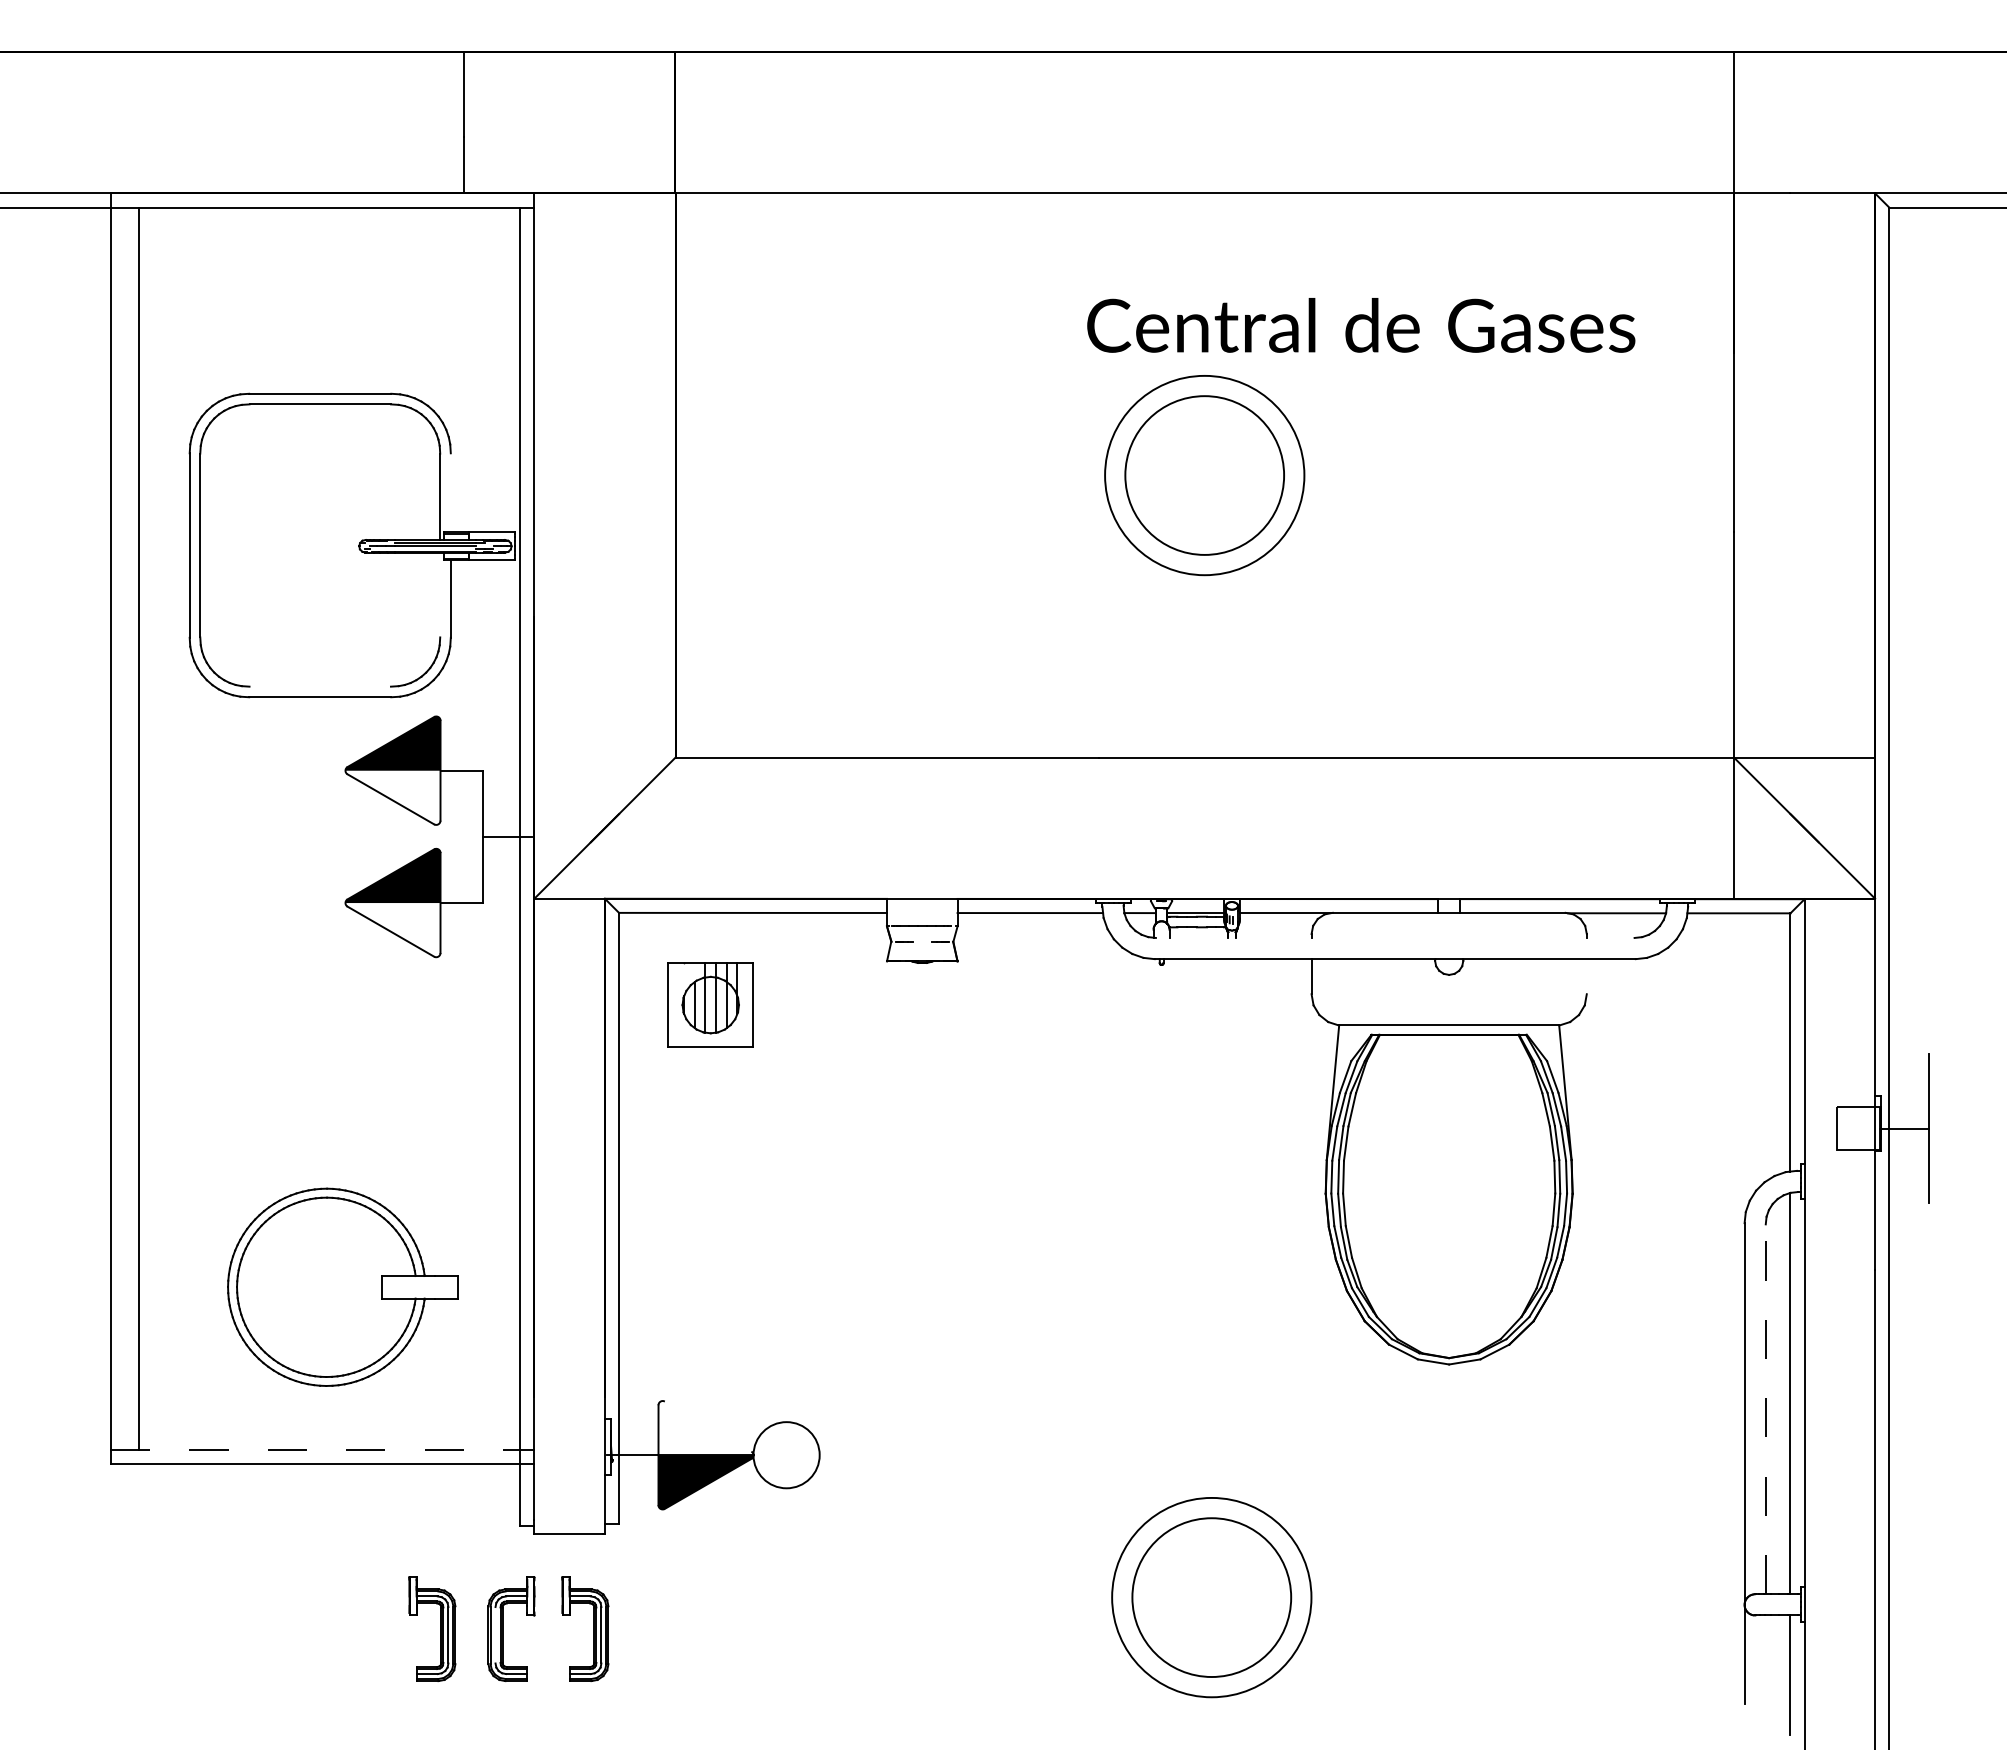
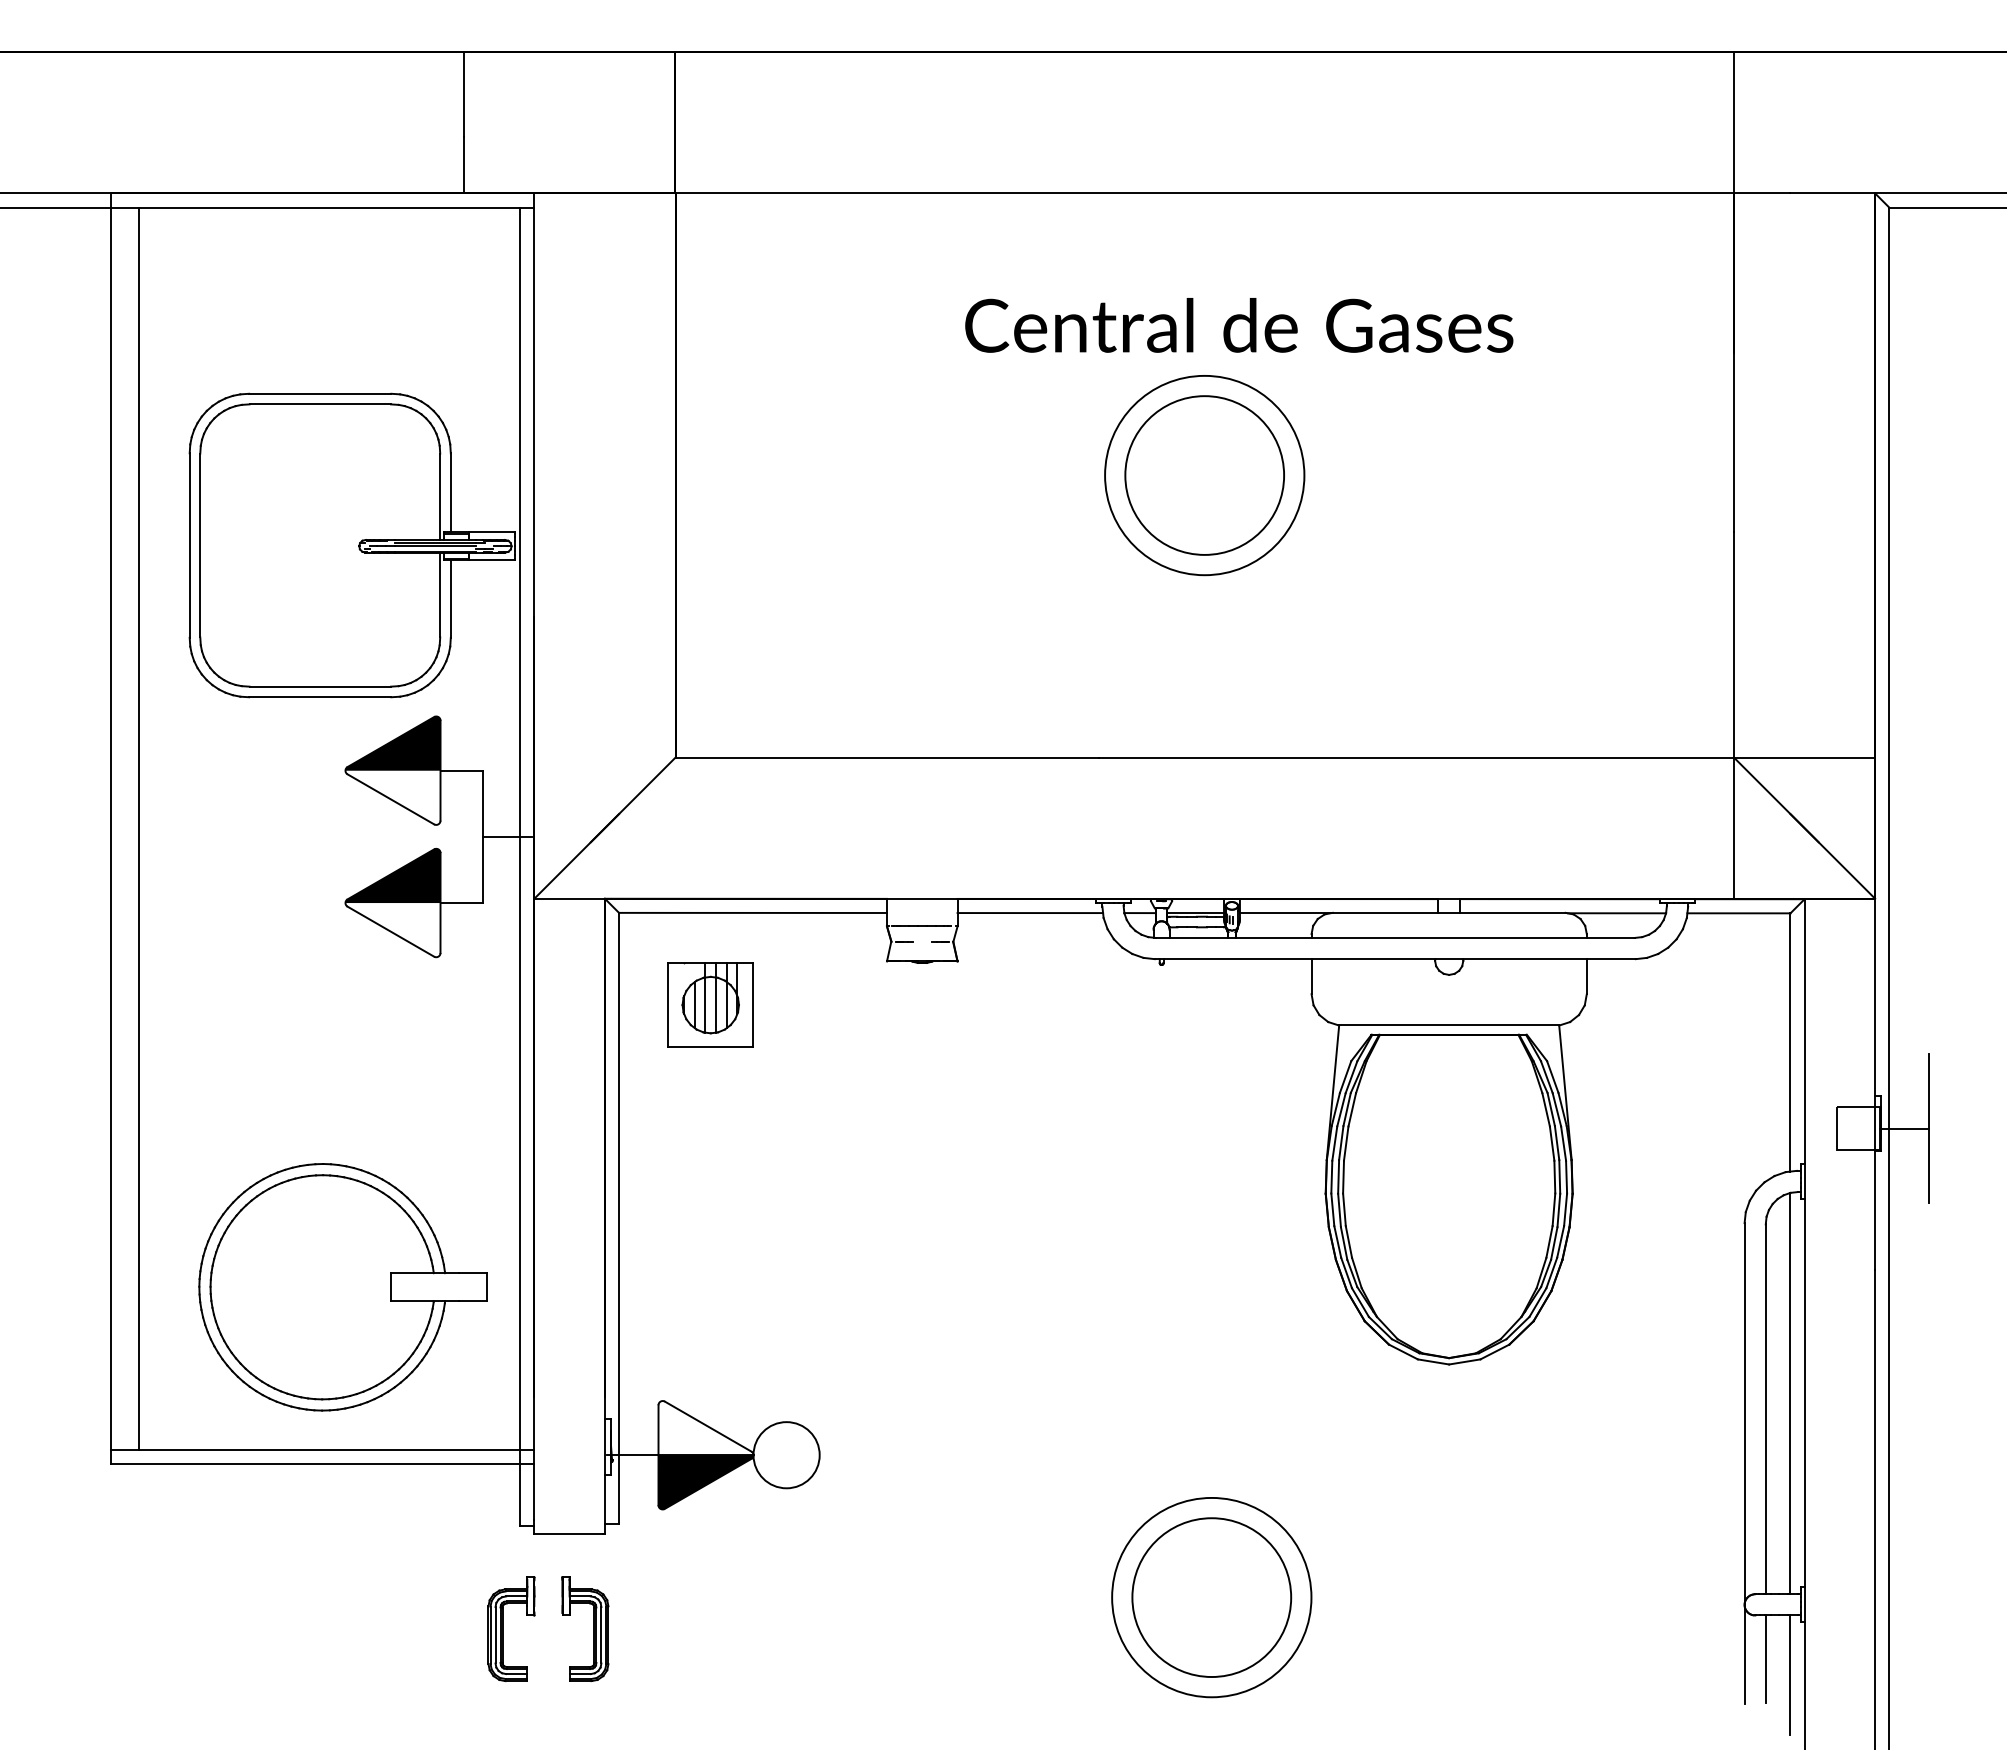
text position: (1361, 325) -> (1239, 325) (1239, 325)
line: none -> present (450, 492)
line: none -> present (440, 594)
line: none -> present (319, 686)
line: none -> present (1394, 937)
line: none -> present (1586, 976)
part size: 232x200 px -> 290x249 px (342, 1287)
line: dashed -> solid (1765, 1409)
line: none -> present (707, 1426)
line: dashed -> solid (315, 1449)
part: present -> none (440, 1628)
line: none -> present (495, 1635)
line: none -> present (1765, 1659)
